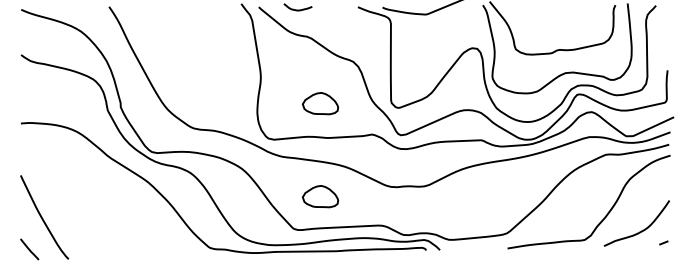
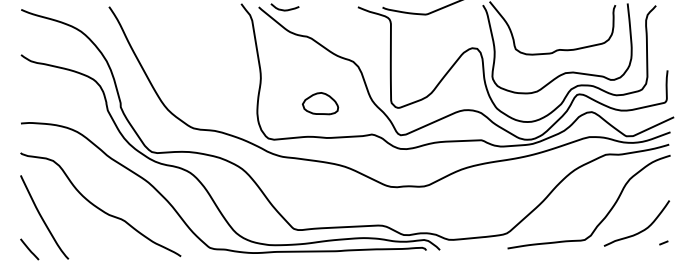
curve position: (297, 9) -> (284, 9) (284, 9)
part: present -> none (320, 196)
curve: none -> present (99, 207)
